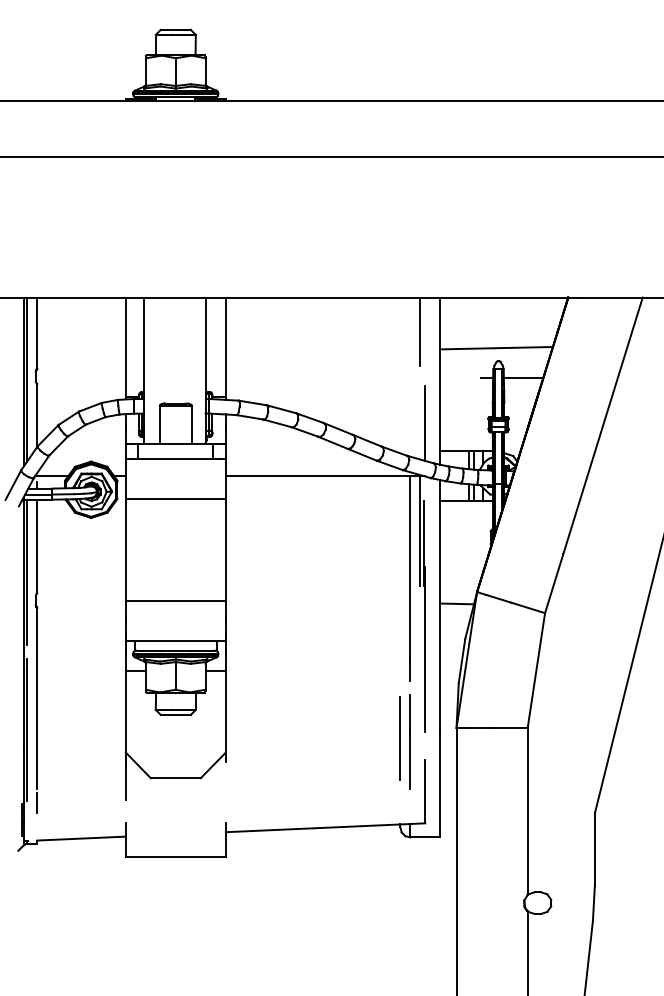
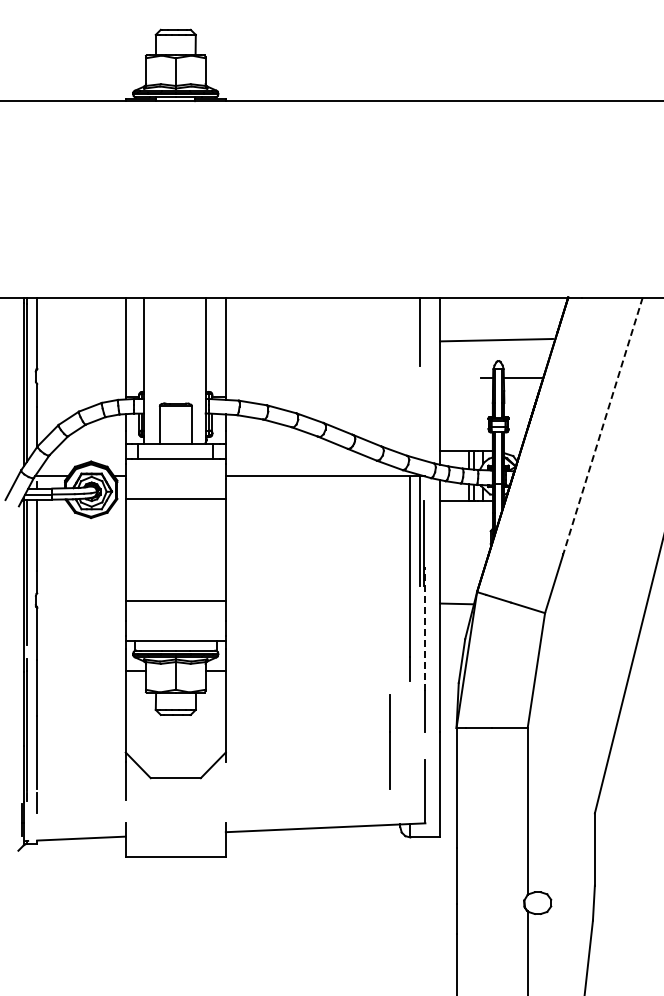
line: present -> none (331, 156)
line position: (496, 348) -> (496, 340) (496, 340)
line: present -> none (425, 423)
line: solid -> dashed (602, 426)
line: solid -> dashed (425, 628)
line: present -> none (400, 738)
line position: (409, 741) -> (389, 741) (389, 741)
